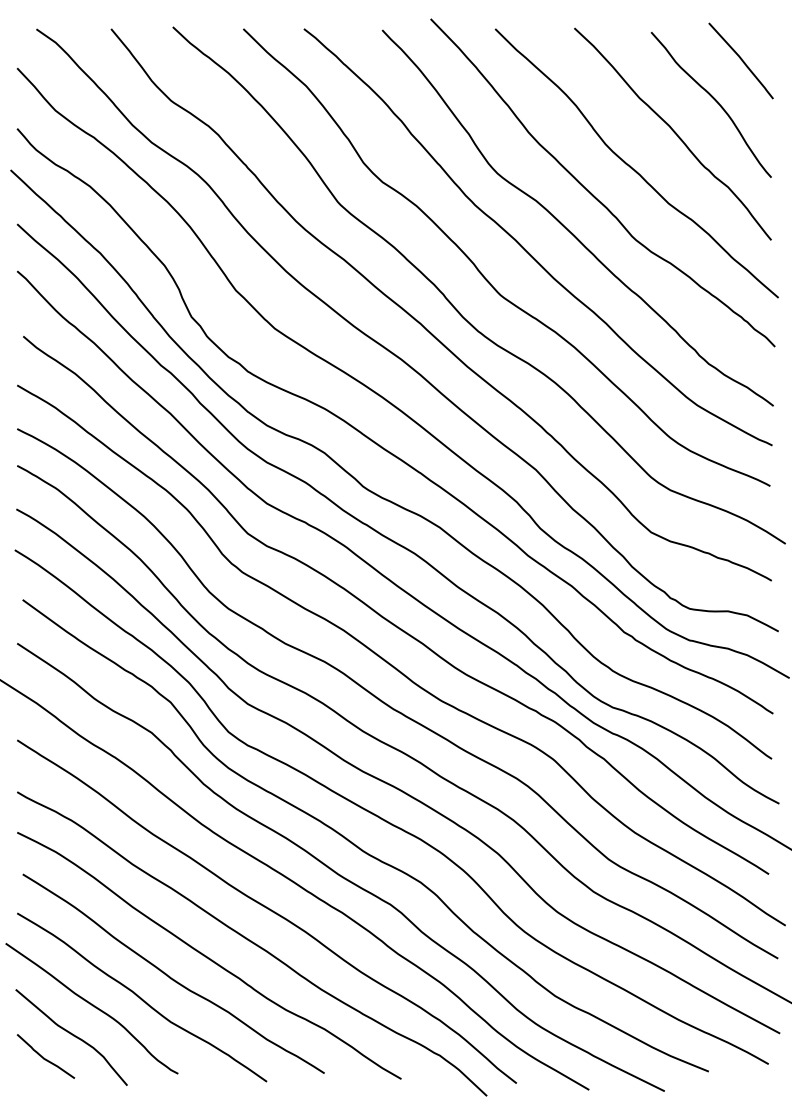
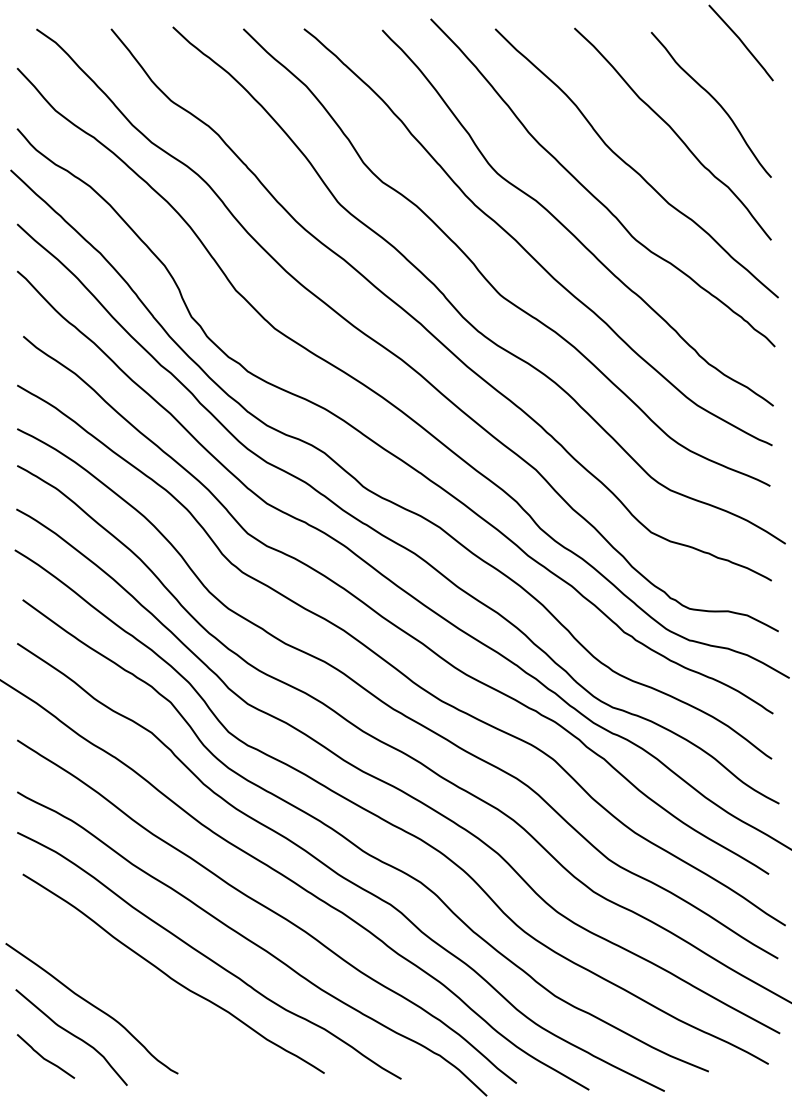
curve position: (740, 59) -> (740, 41) (740, 41)
curve: present -> none (141, 997)
